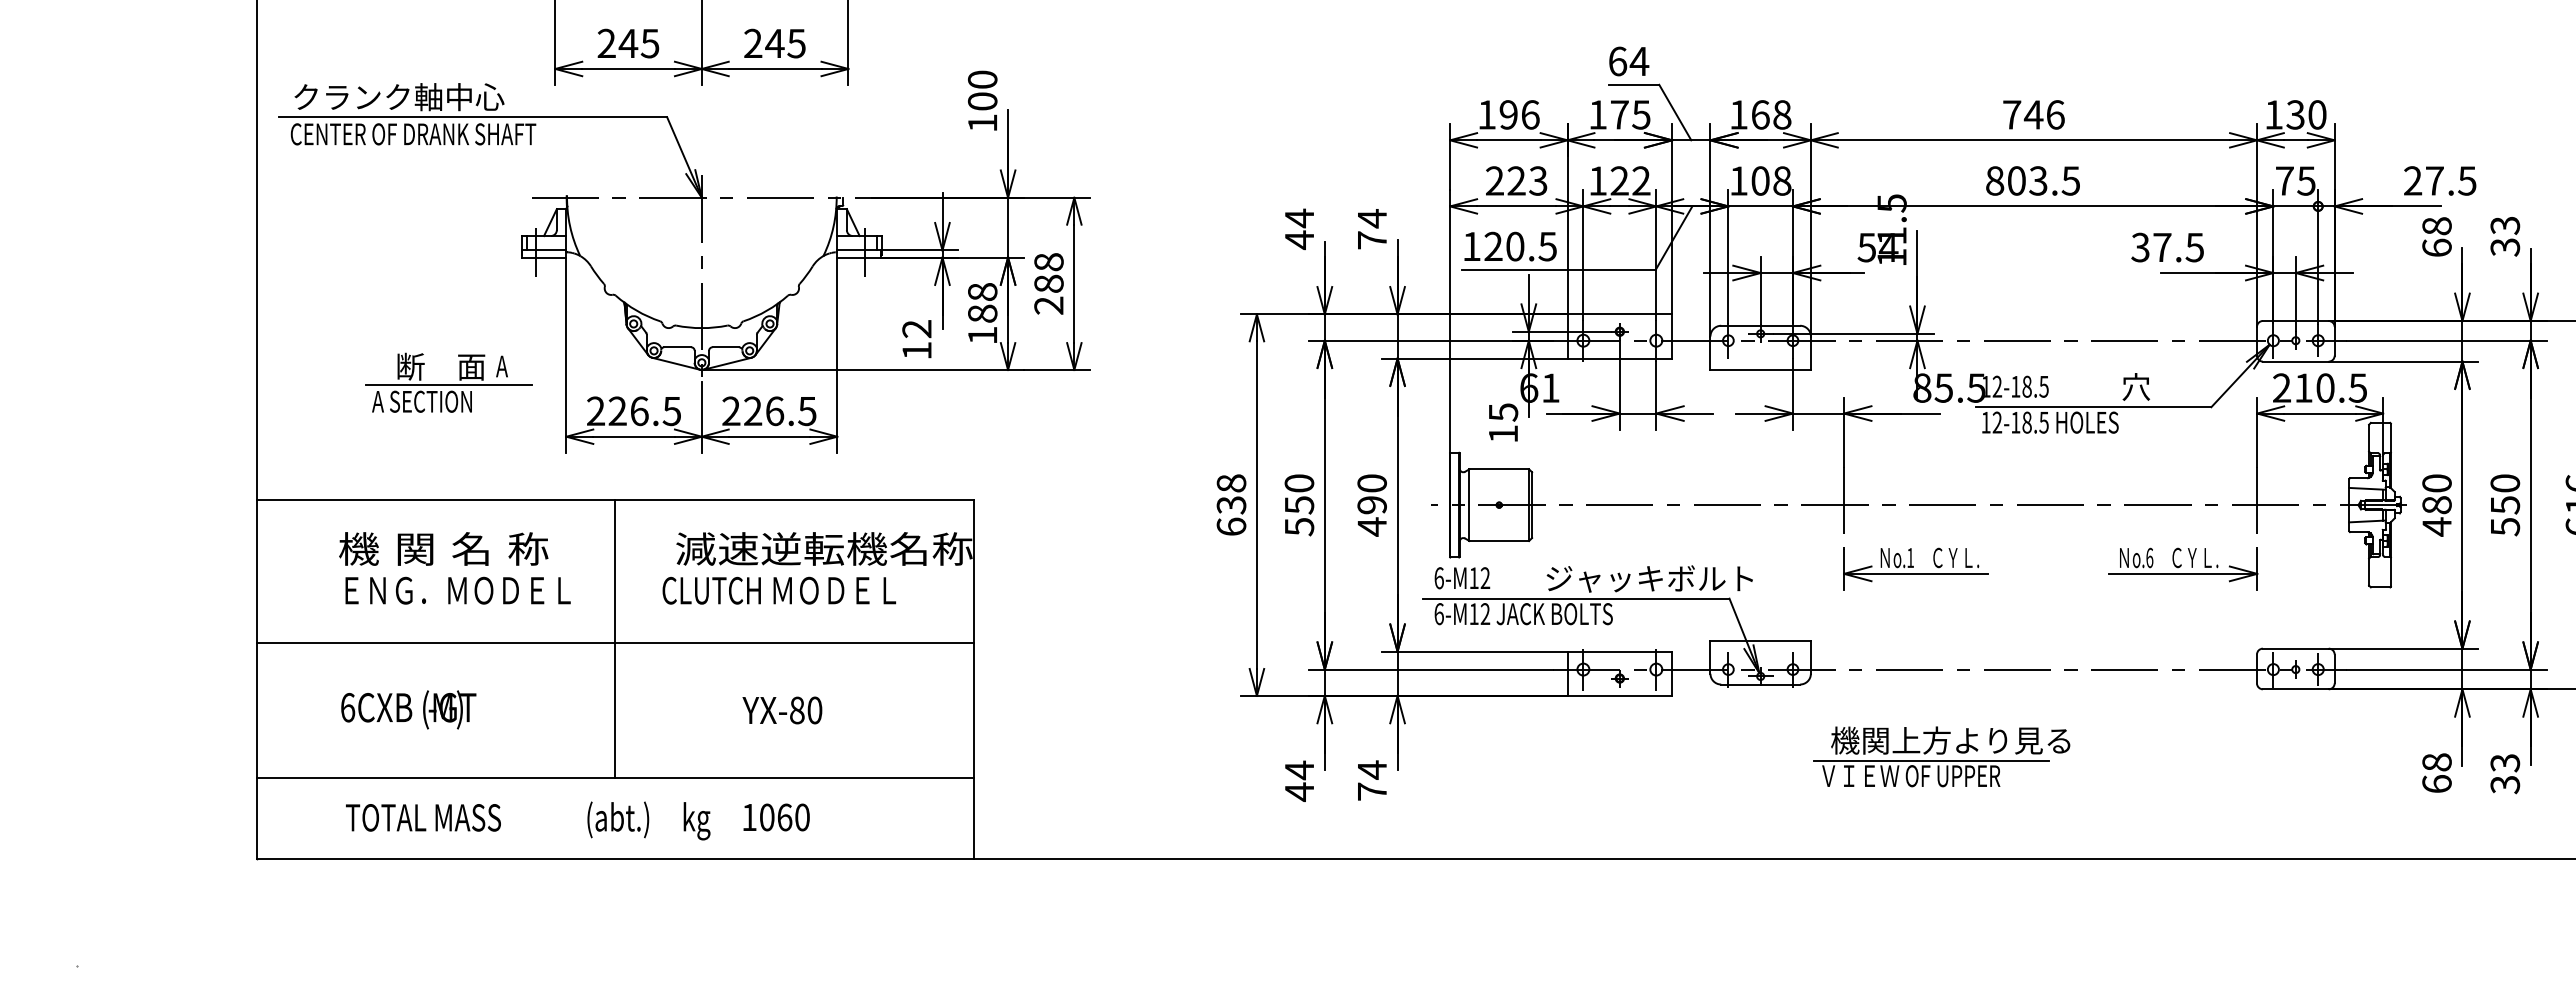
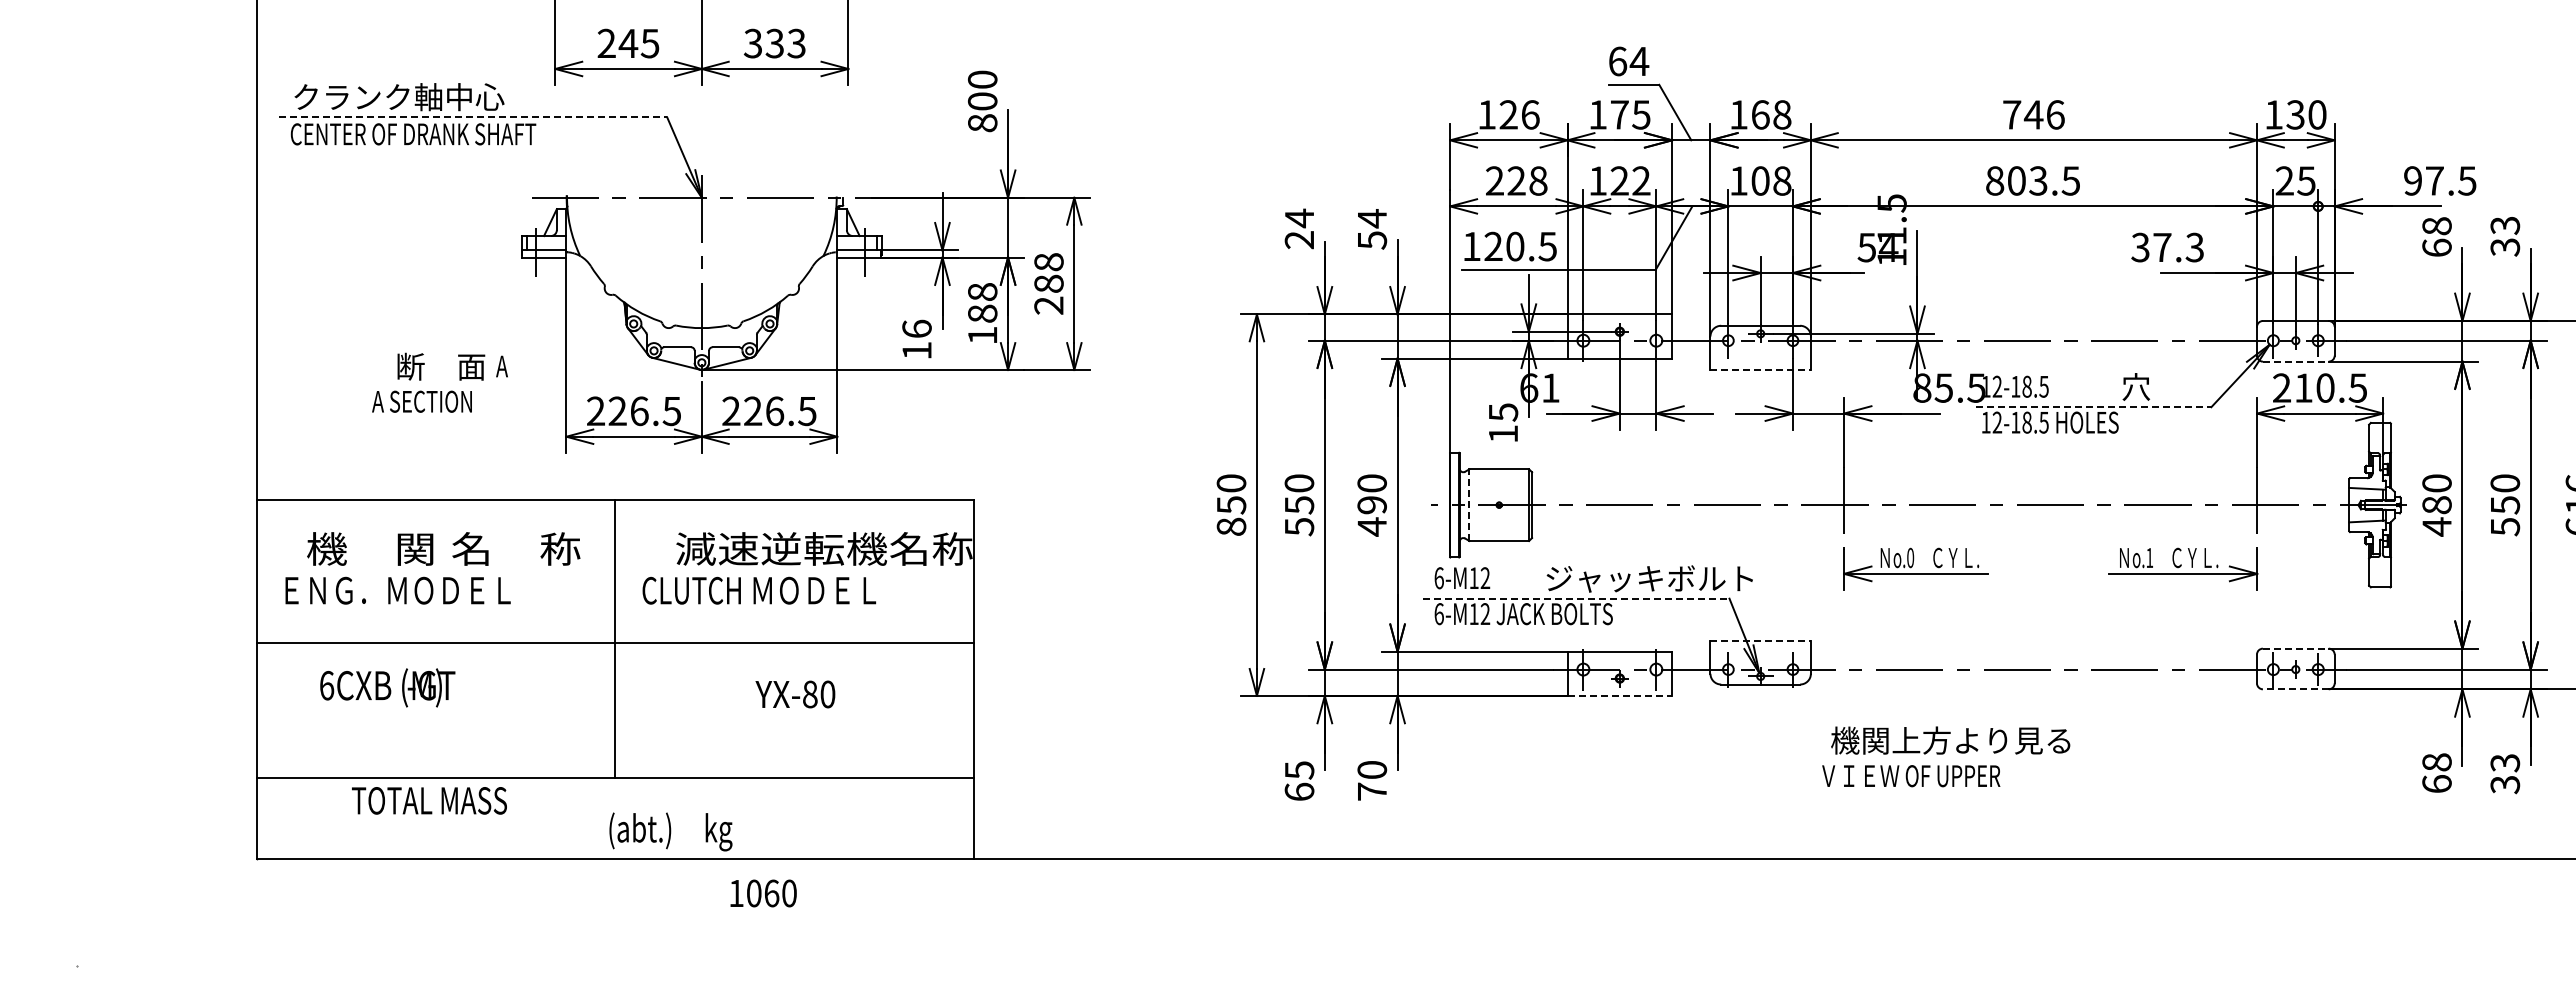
text: 245 -> 333 (774, 43)
text: 196 -> 126 (1508, 114)
line: solid -> dashed (473, 117)
text: 100 -> 800 (982, 123)
text: 223 -> 228 (1538, 180)
text: 75 -> 25 (2284, 180)
text: 27.5 -> 97.5 (2413, 180)
text: 44 -> 24 (1298, 240)
text: 74 -> 54 (1372, 240)
text: 37.5 -> 37.3 (2194, 246)
text: 12 -> 16 (916, 328)
line: solid -> dashed (2295, 361)
line: solid -> dashed (1761, 369)
line: present -> none (448, 385)
line: solid -> dashed (2093, 407)
text: 638 -> 850 (1231, 504)
line: solid -> dashed (1469, 505)
text position: (358, 548) -> (326, 548) (326, 548)
text position: (528, 548) -> (560, 548) (560, 548)
text: o.1 -> o.0 (1910, 557)
text: o.6 -> o.1 (2149, 557)
text position: (457, 590) -> (397, 590) (397, 590)
text position: (779, 590) -> (759, 590) (759, 590)
line: solid -> dashed (1576, 598)
line: solid -> dashed (1761, 640)
line: solid -> dashed (2295, 648)
line: solid -> dashed (2295, 689)
line: solid -> dashed (1620, 695)
text position: (408, 709) -> (387, 687) (387, 687)
text position: (782, 710) -> (795, 694) (795, 694)
line: present -> none (1931, 760)
text: 74 -> 70 (1372, 769)
text: 44 -> 65 (1299, 781)
text position: (423, 817) -> (429, 800) (429, 800)
text position: (776, 817) -> (763, 893) (763, 893)
text position: (648, 820) -> (670, 831) (670, 831)
